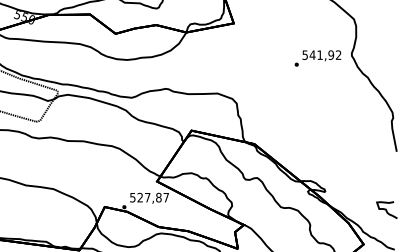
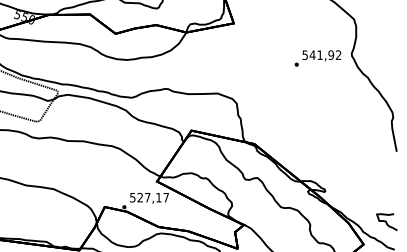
text: 527,87 -> 527,17 (158, 197)
curve position: (386, 209) -> (386, 221) (386, 221)
